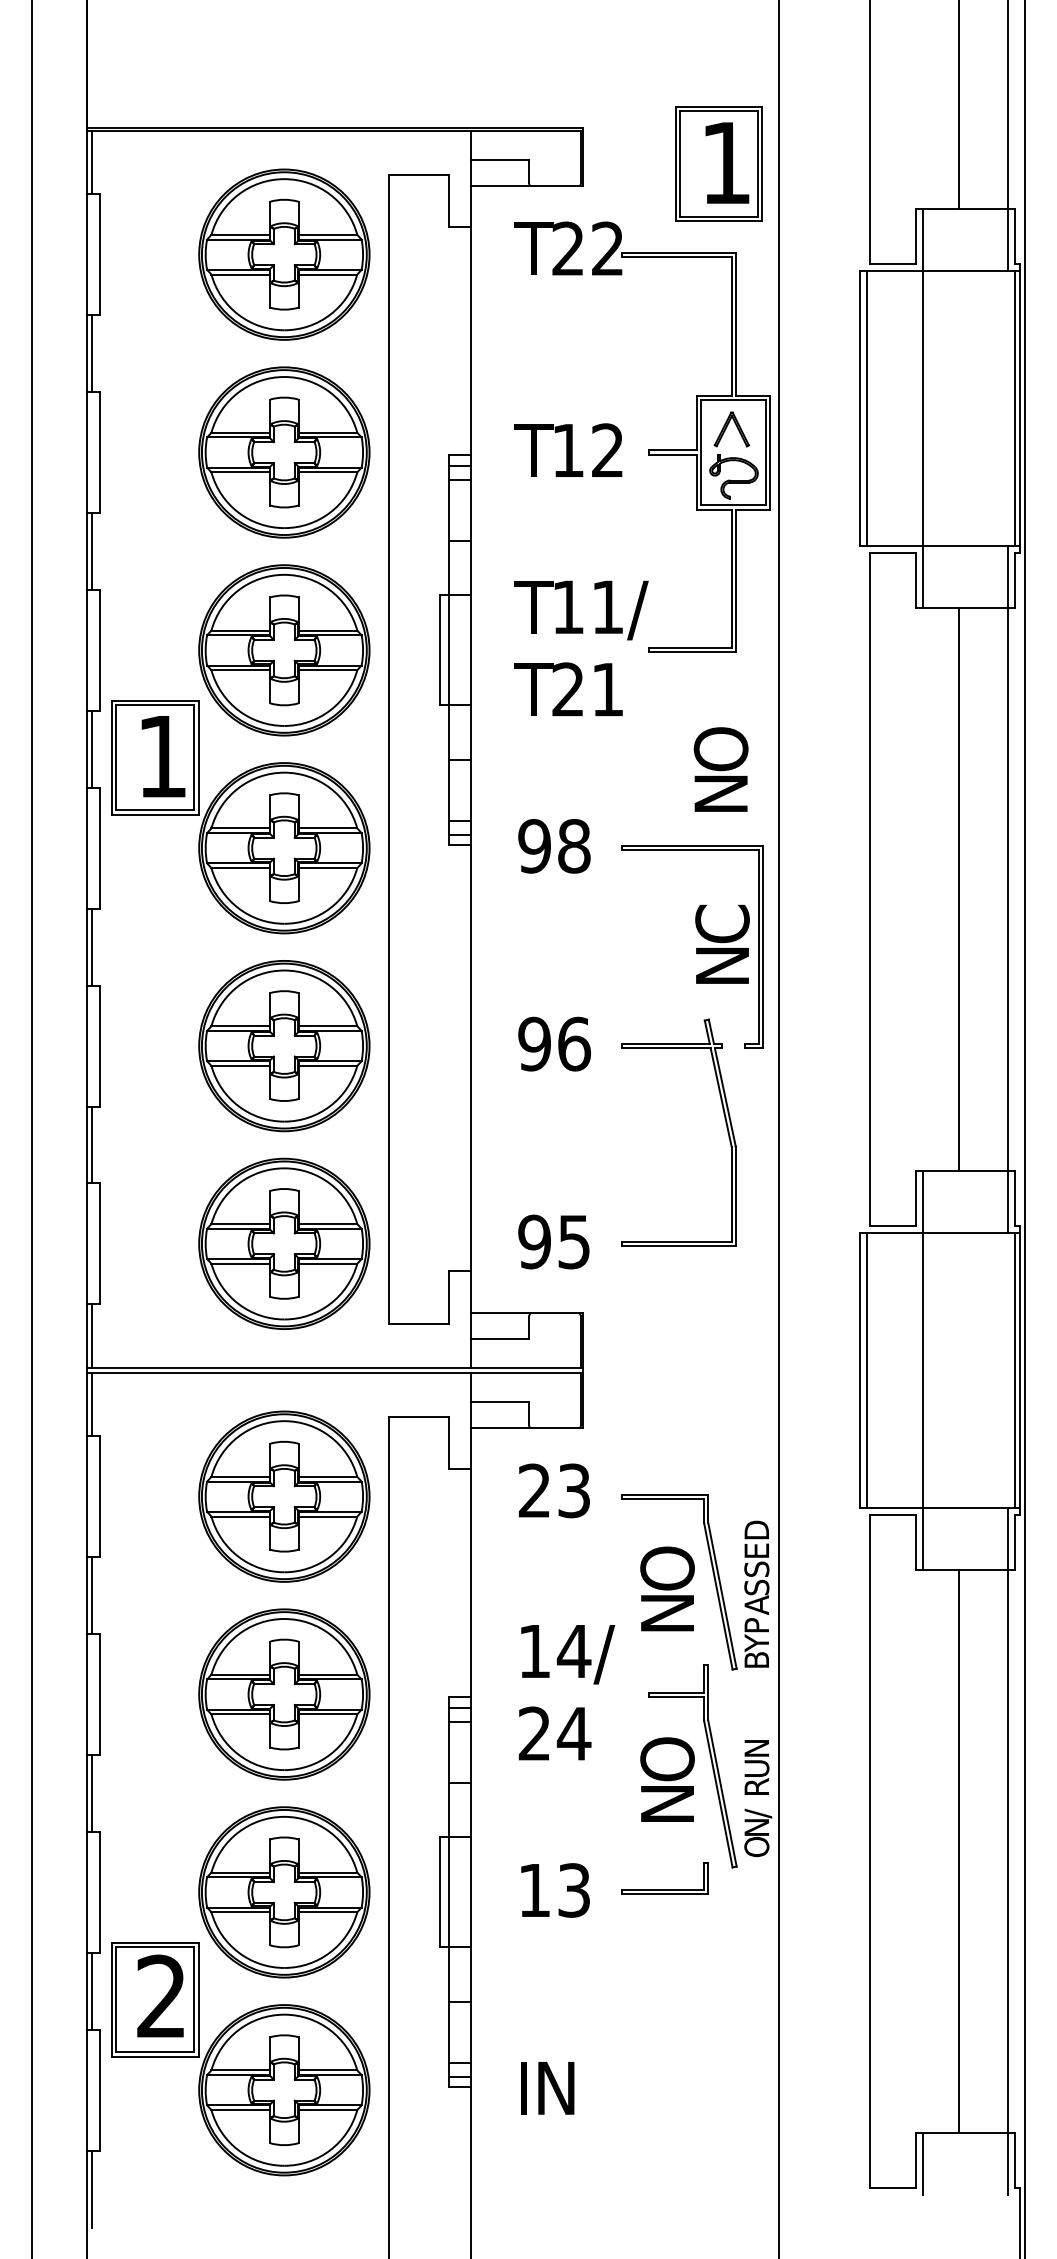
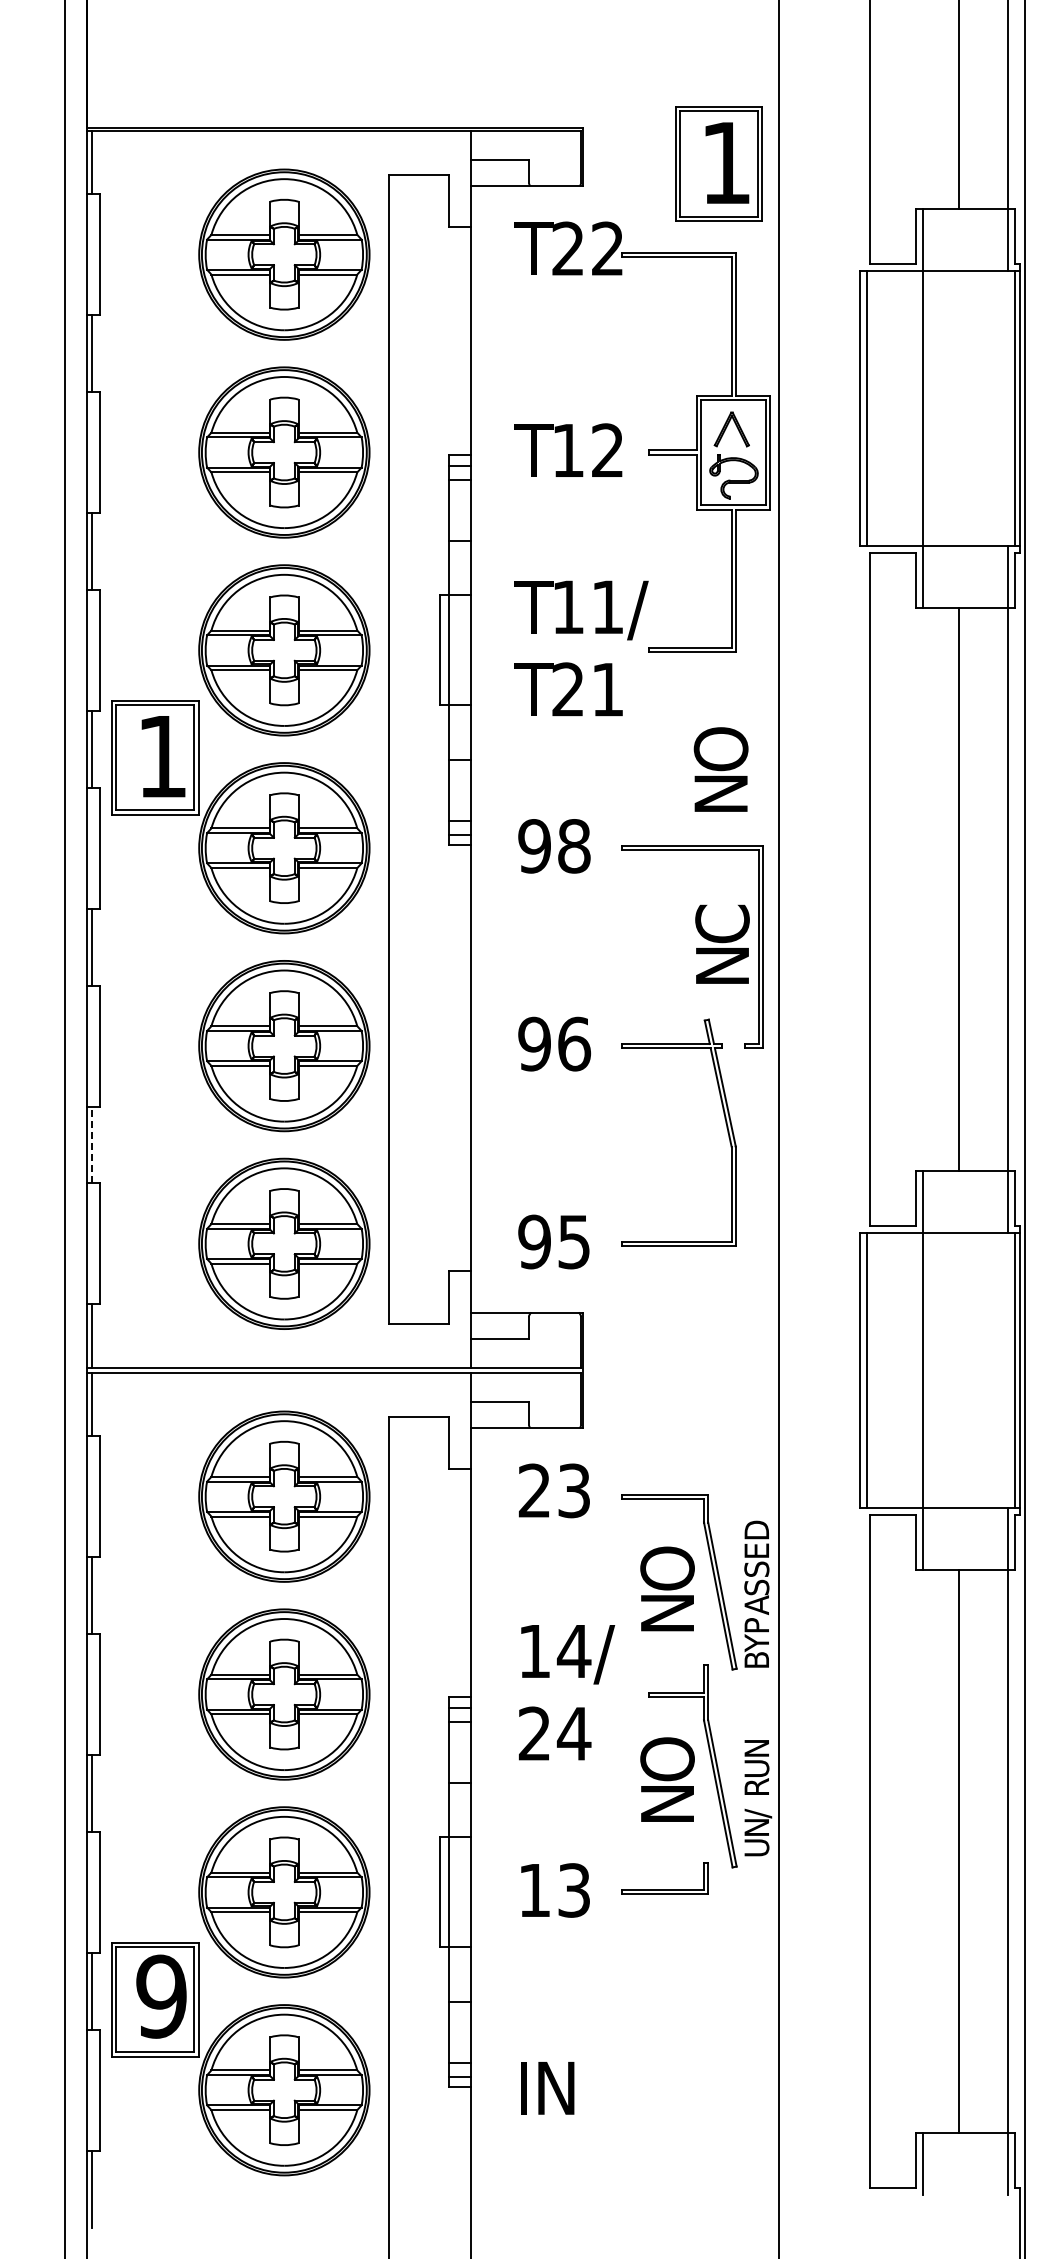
line position: (31, 1128) -> (64, 1128) (64, 1128)
line: solid -> dashed (92, 1144)
text: O -> U (756, 1847)
text: 2 -> 9 (161, 1996)
